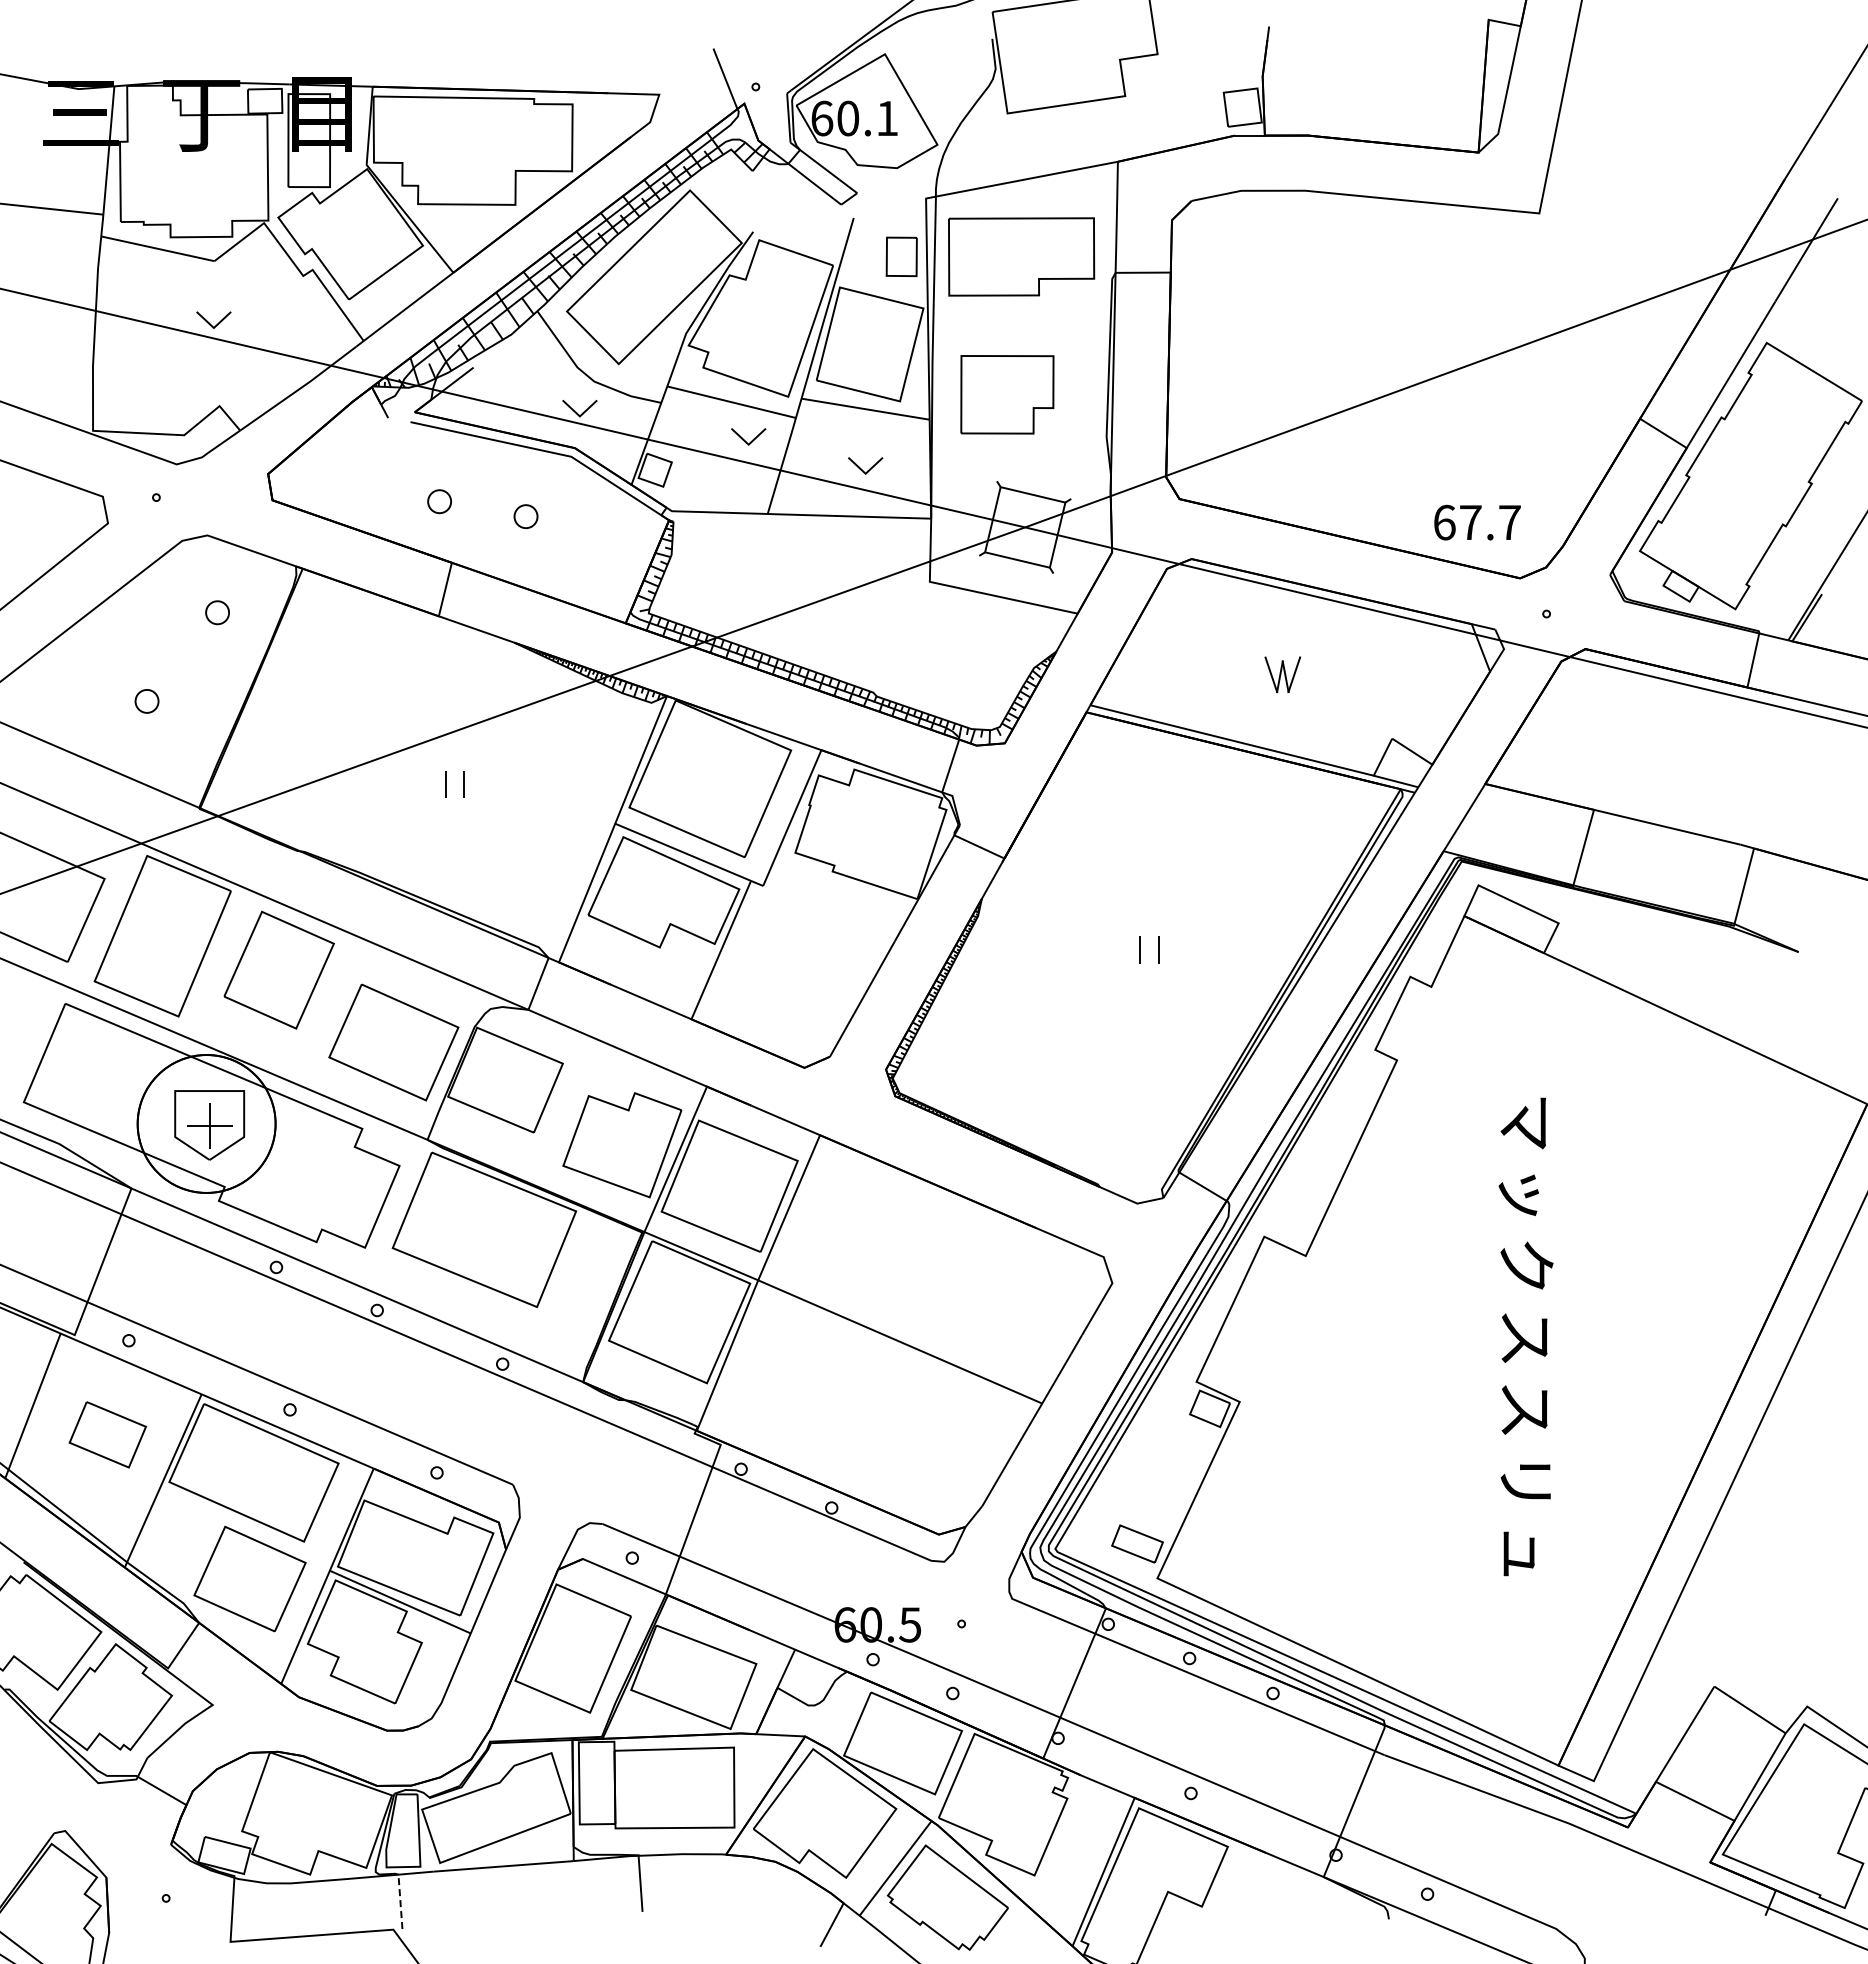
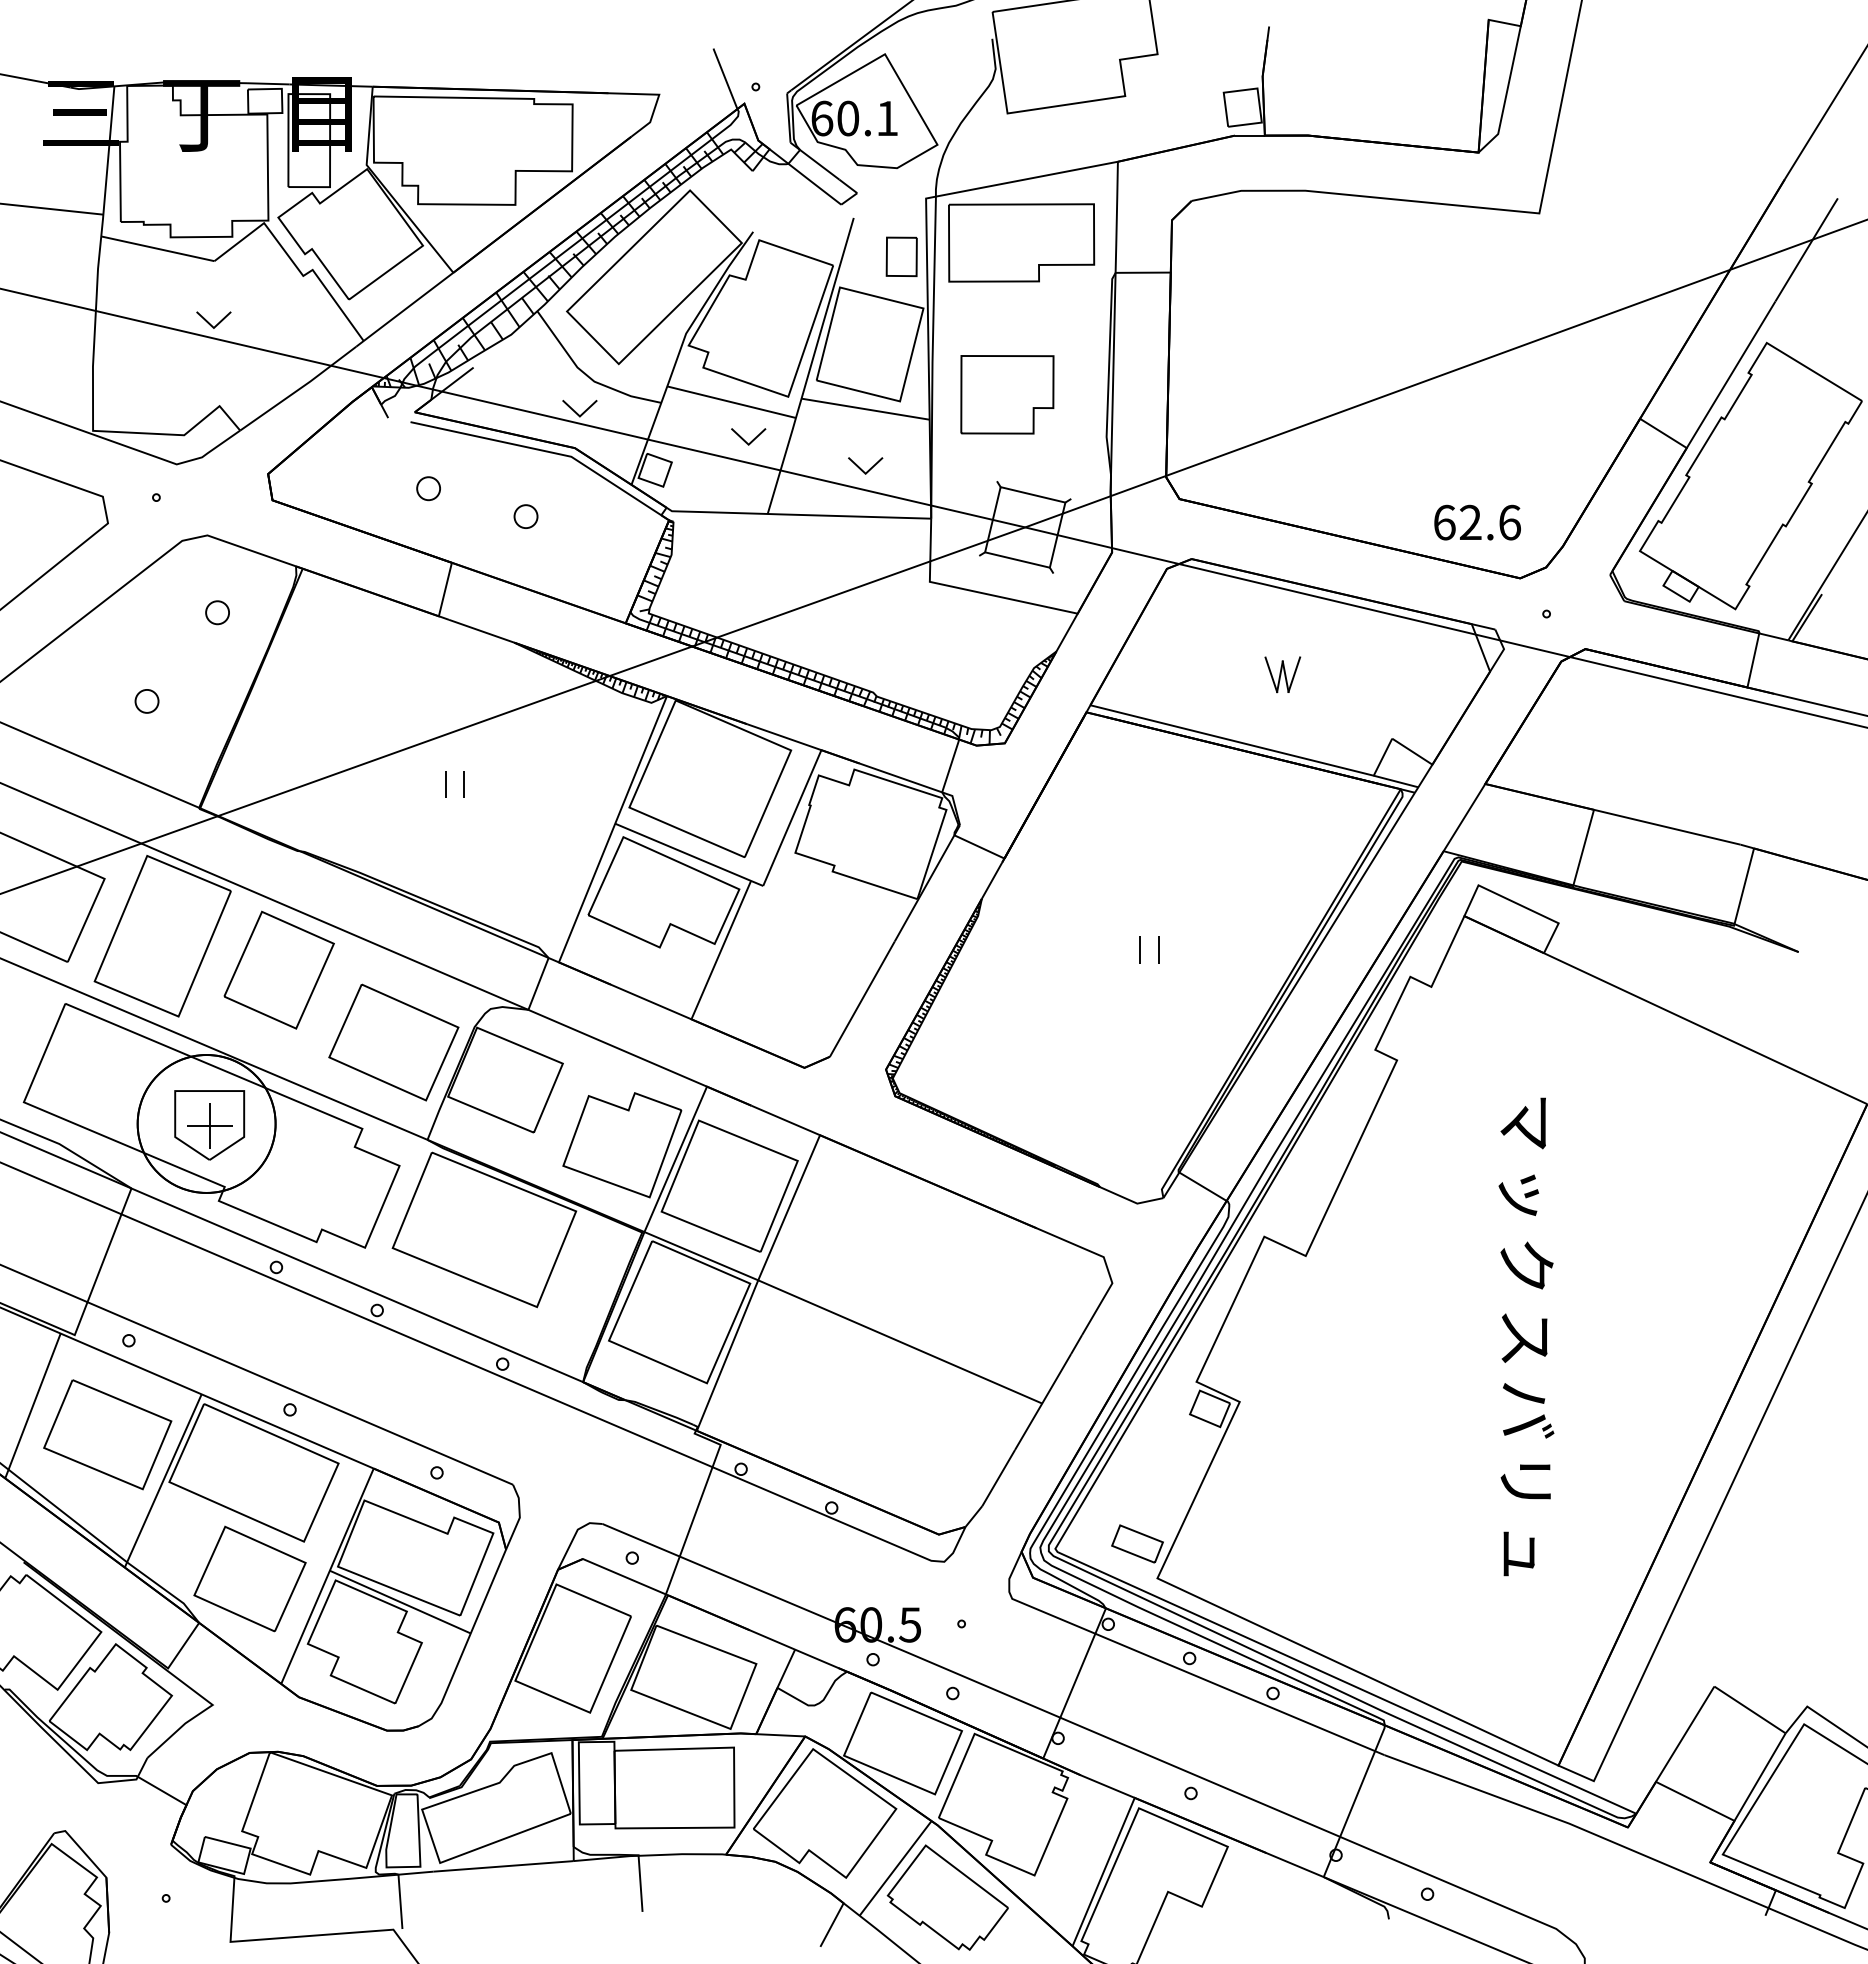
part position: (1021, 256) -> (1021, 242) (1021, 242)
part position: (439, 501) -> (428, 488) (428, 488)
text: 67.7 -> 62.6 (1489, 522)
text: ス -> バ (1527, 1410)
part size: 79x68 px -> 130x112 px (107, 1434)
line: dashed -> solid (400, 1901)
